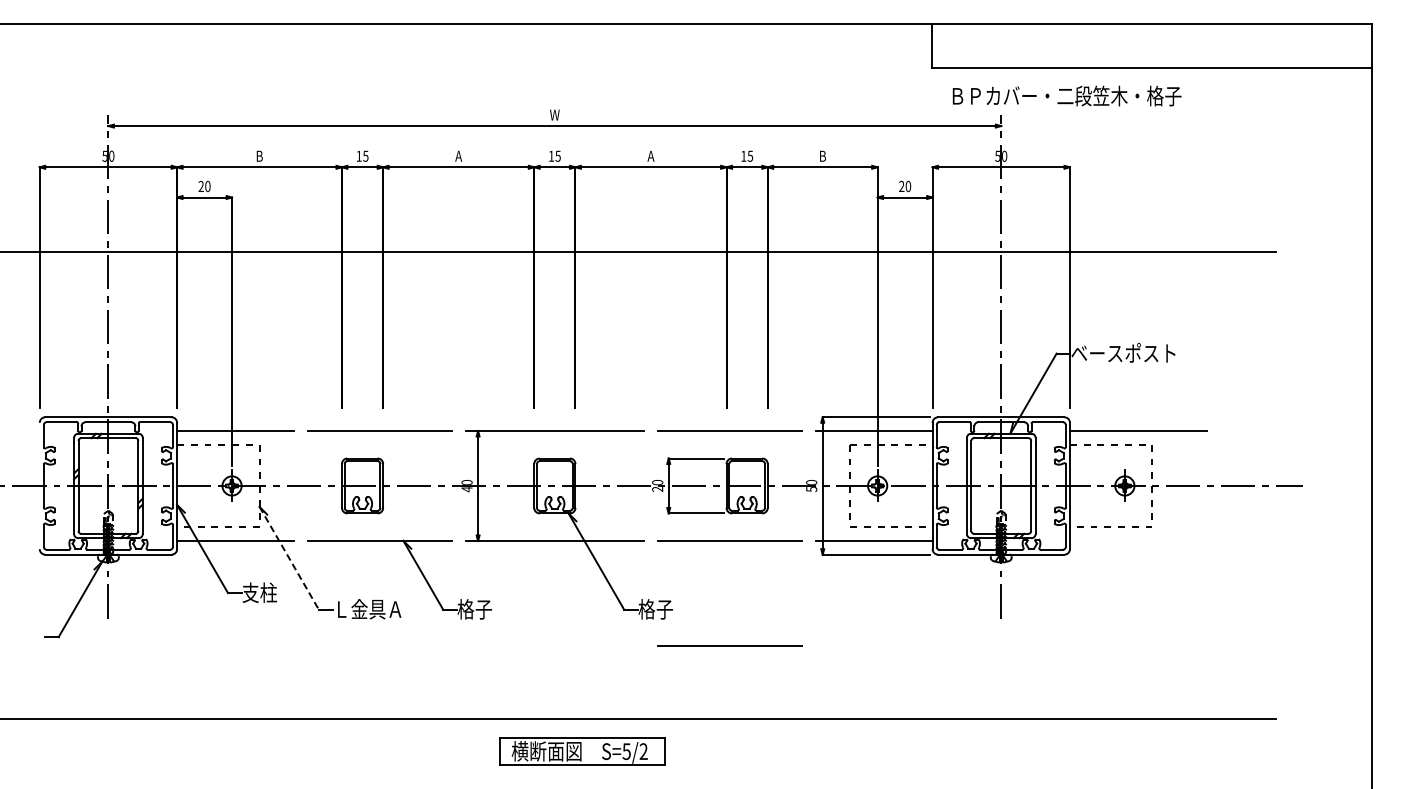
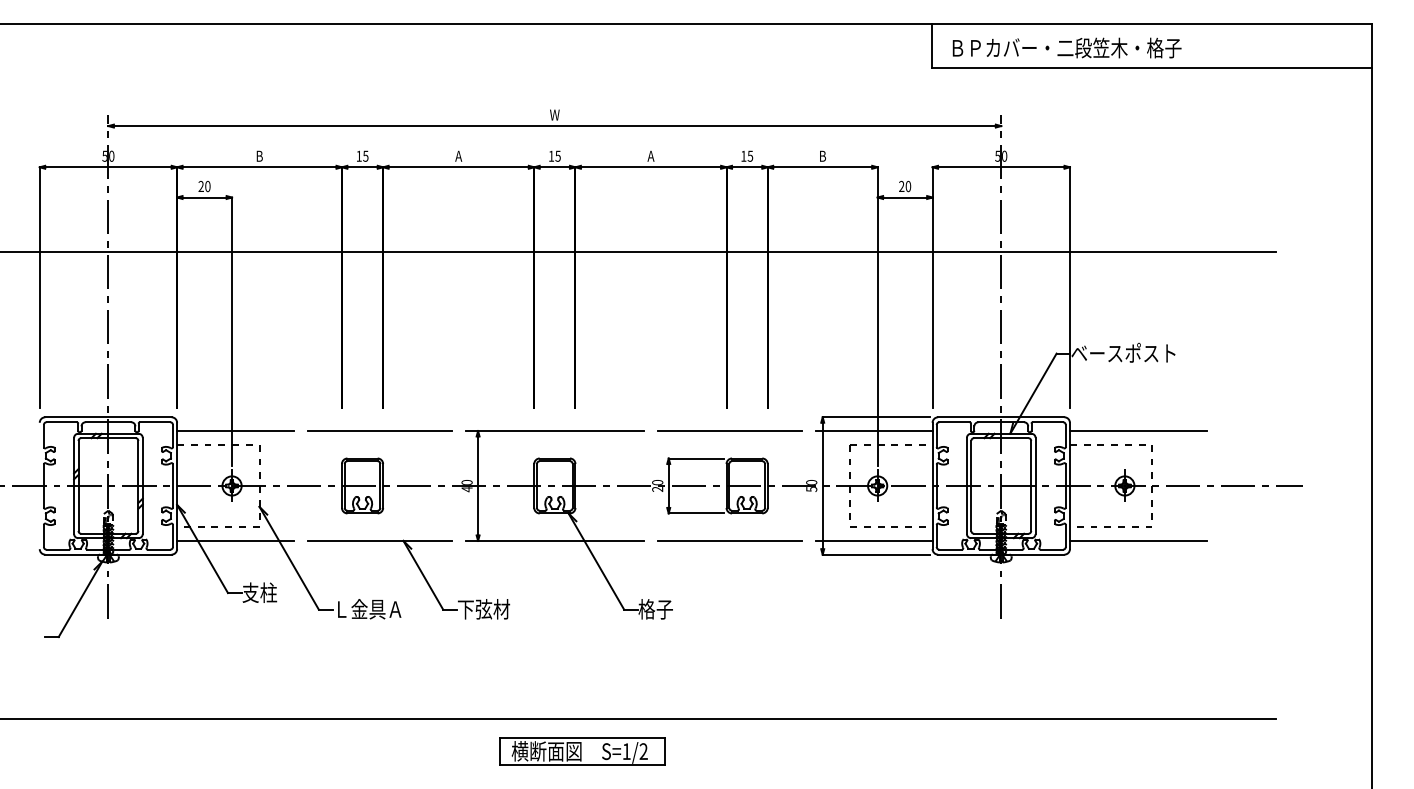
text position: (1066, 95) -> (1066, 47) (1066, 47)
line: none -> present (1138, 540)
line: dashed -> solid (289, 558)
text: 格子 -> 下弦材 (483, 609)
line: present -> none (729, 645)
text: S=5/2 -> S=1/2 (626, 751)
